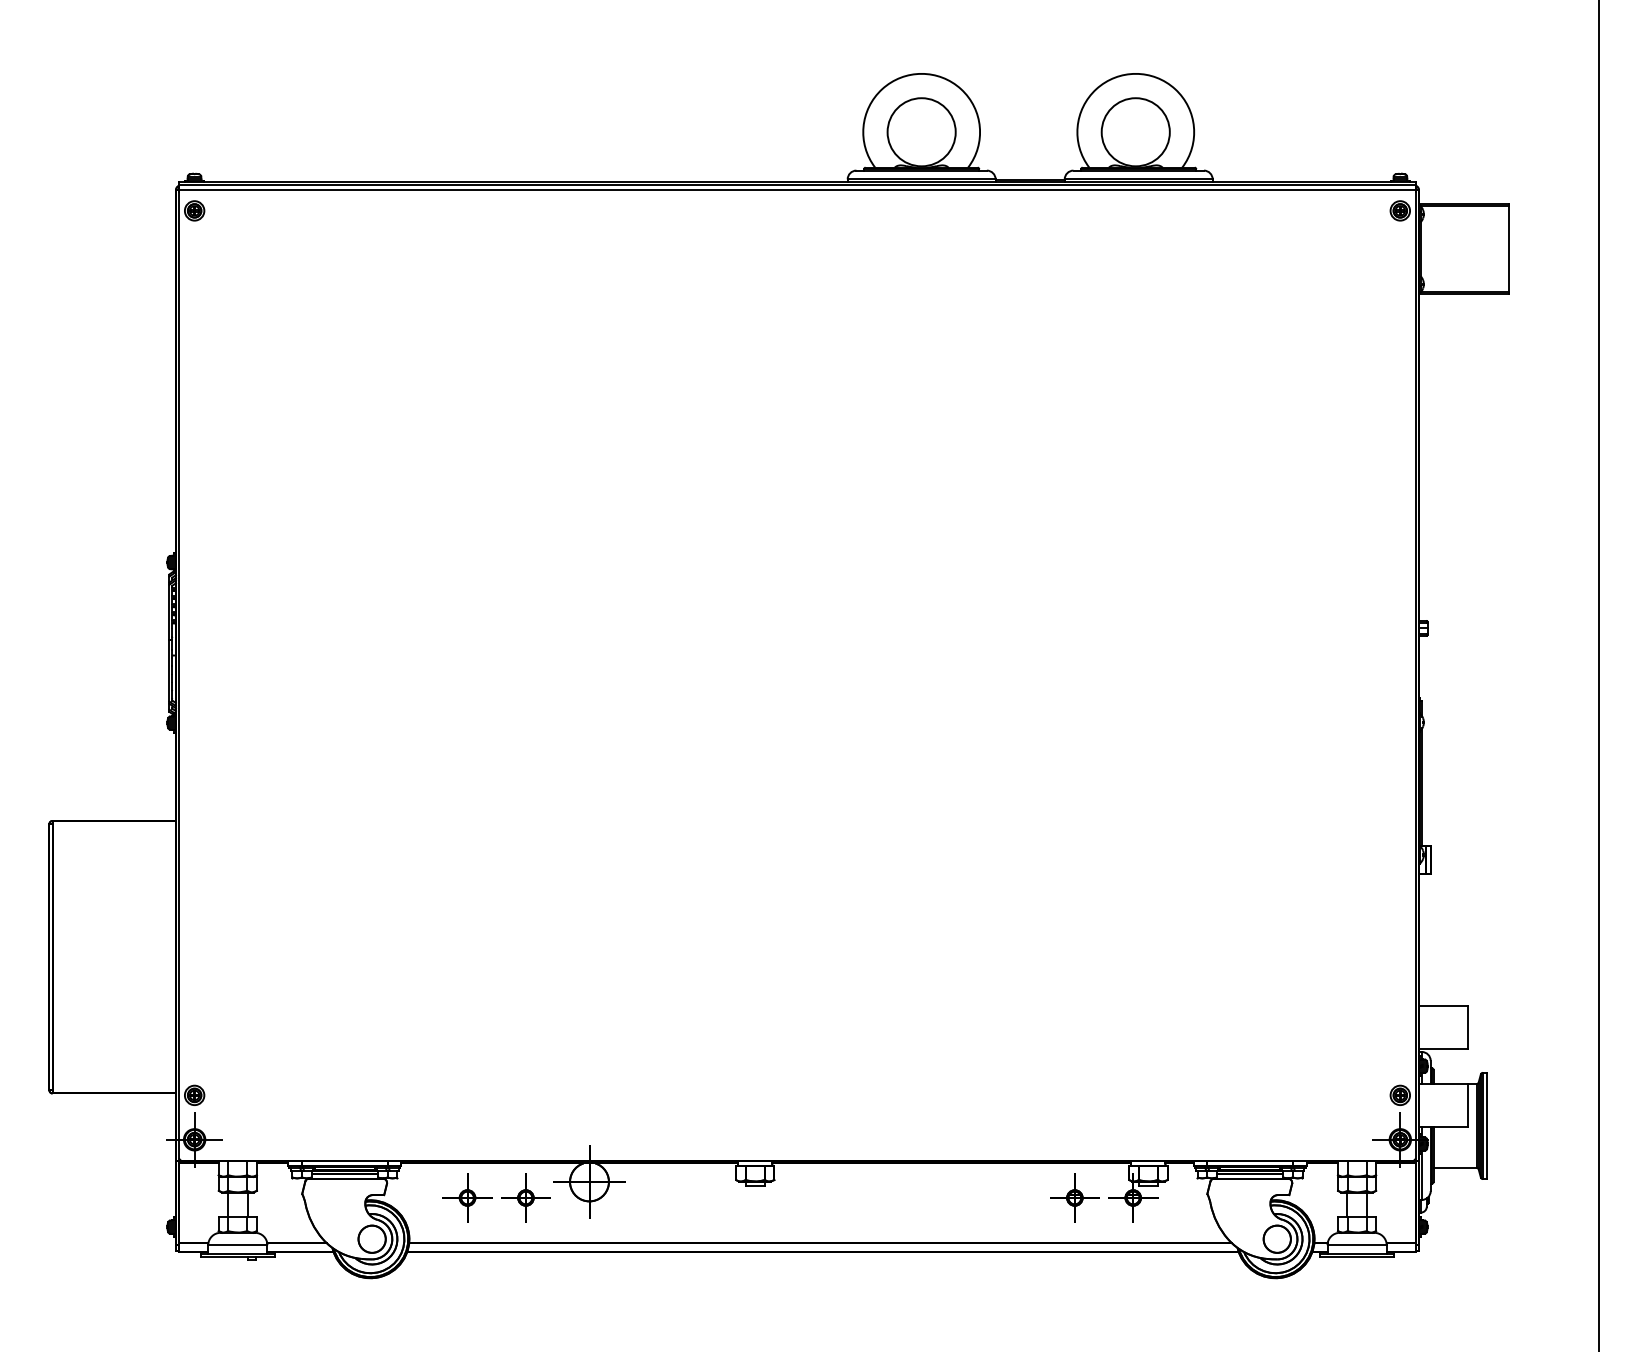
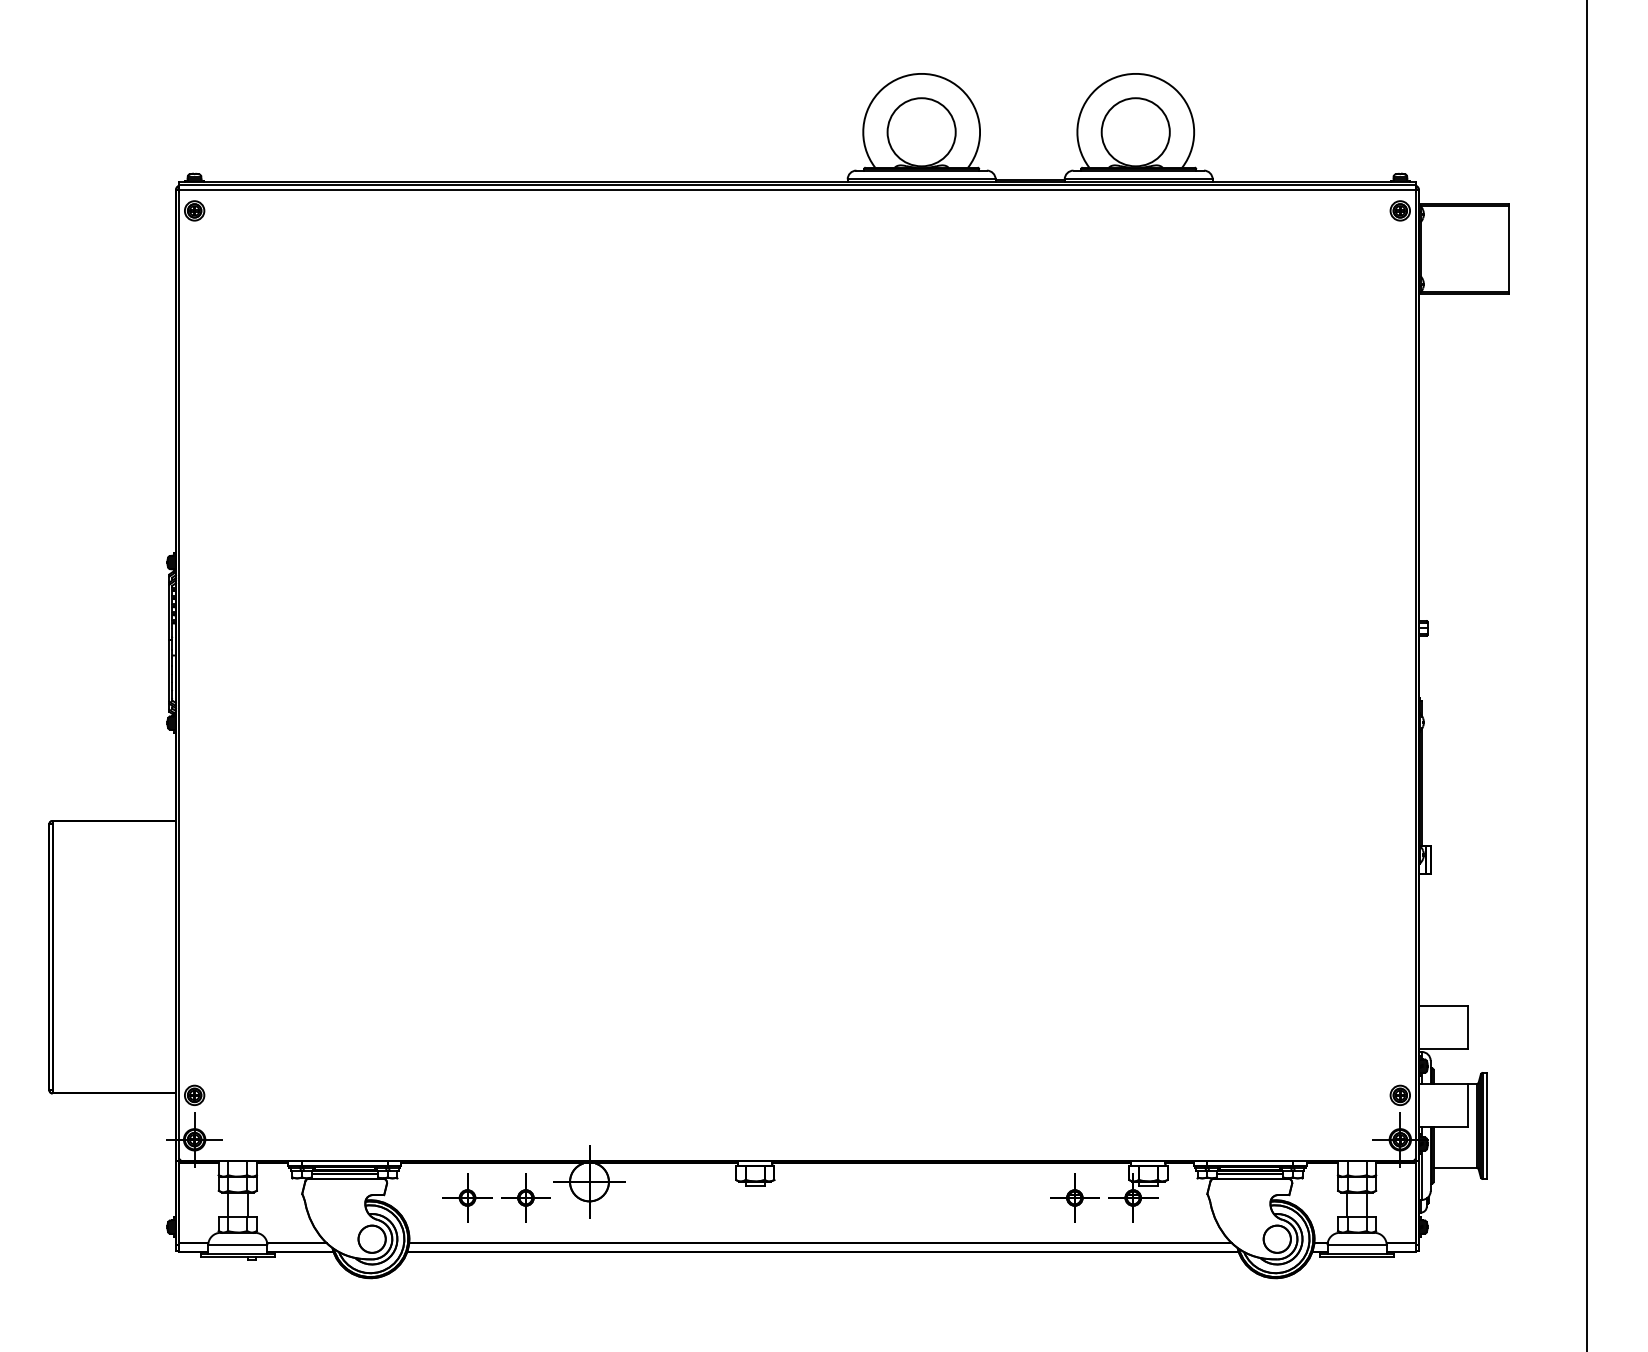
line position: (1598, 675) -> (1586, 675) (1586, 675)
